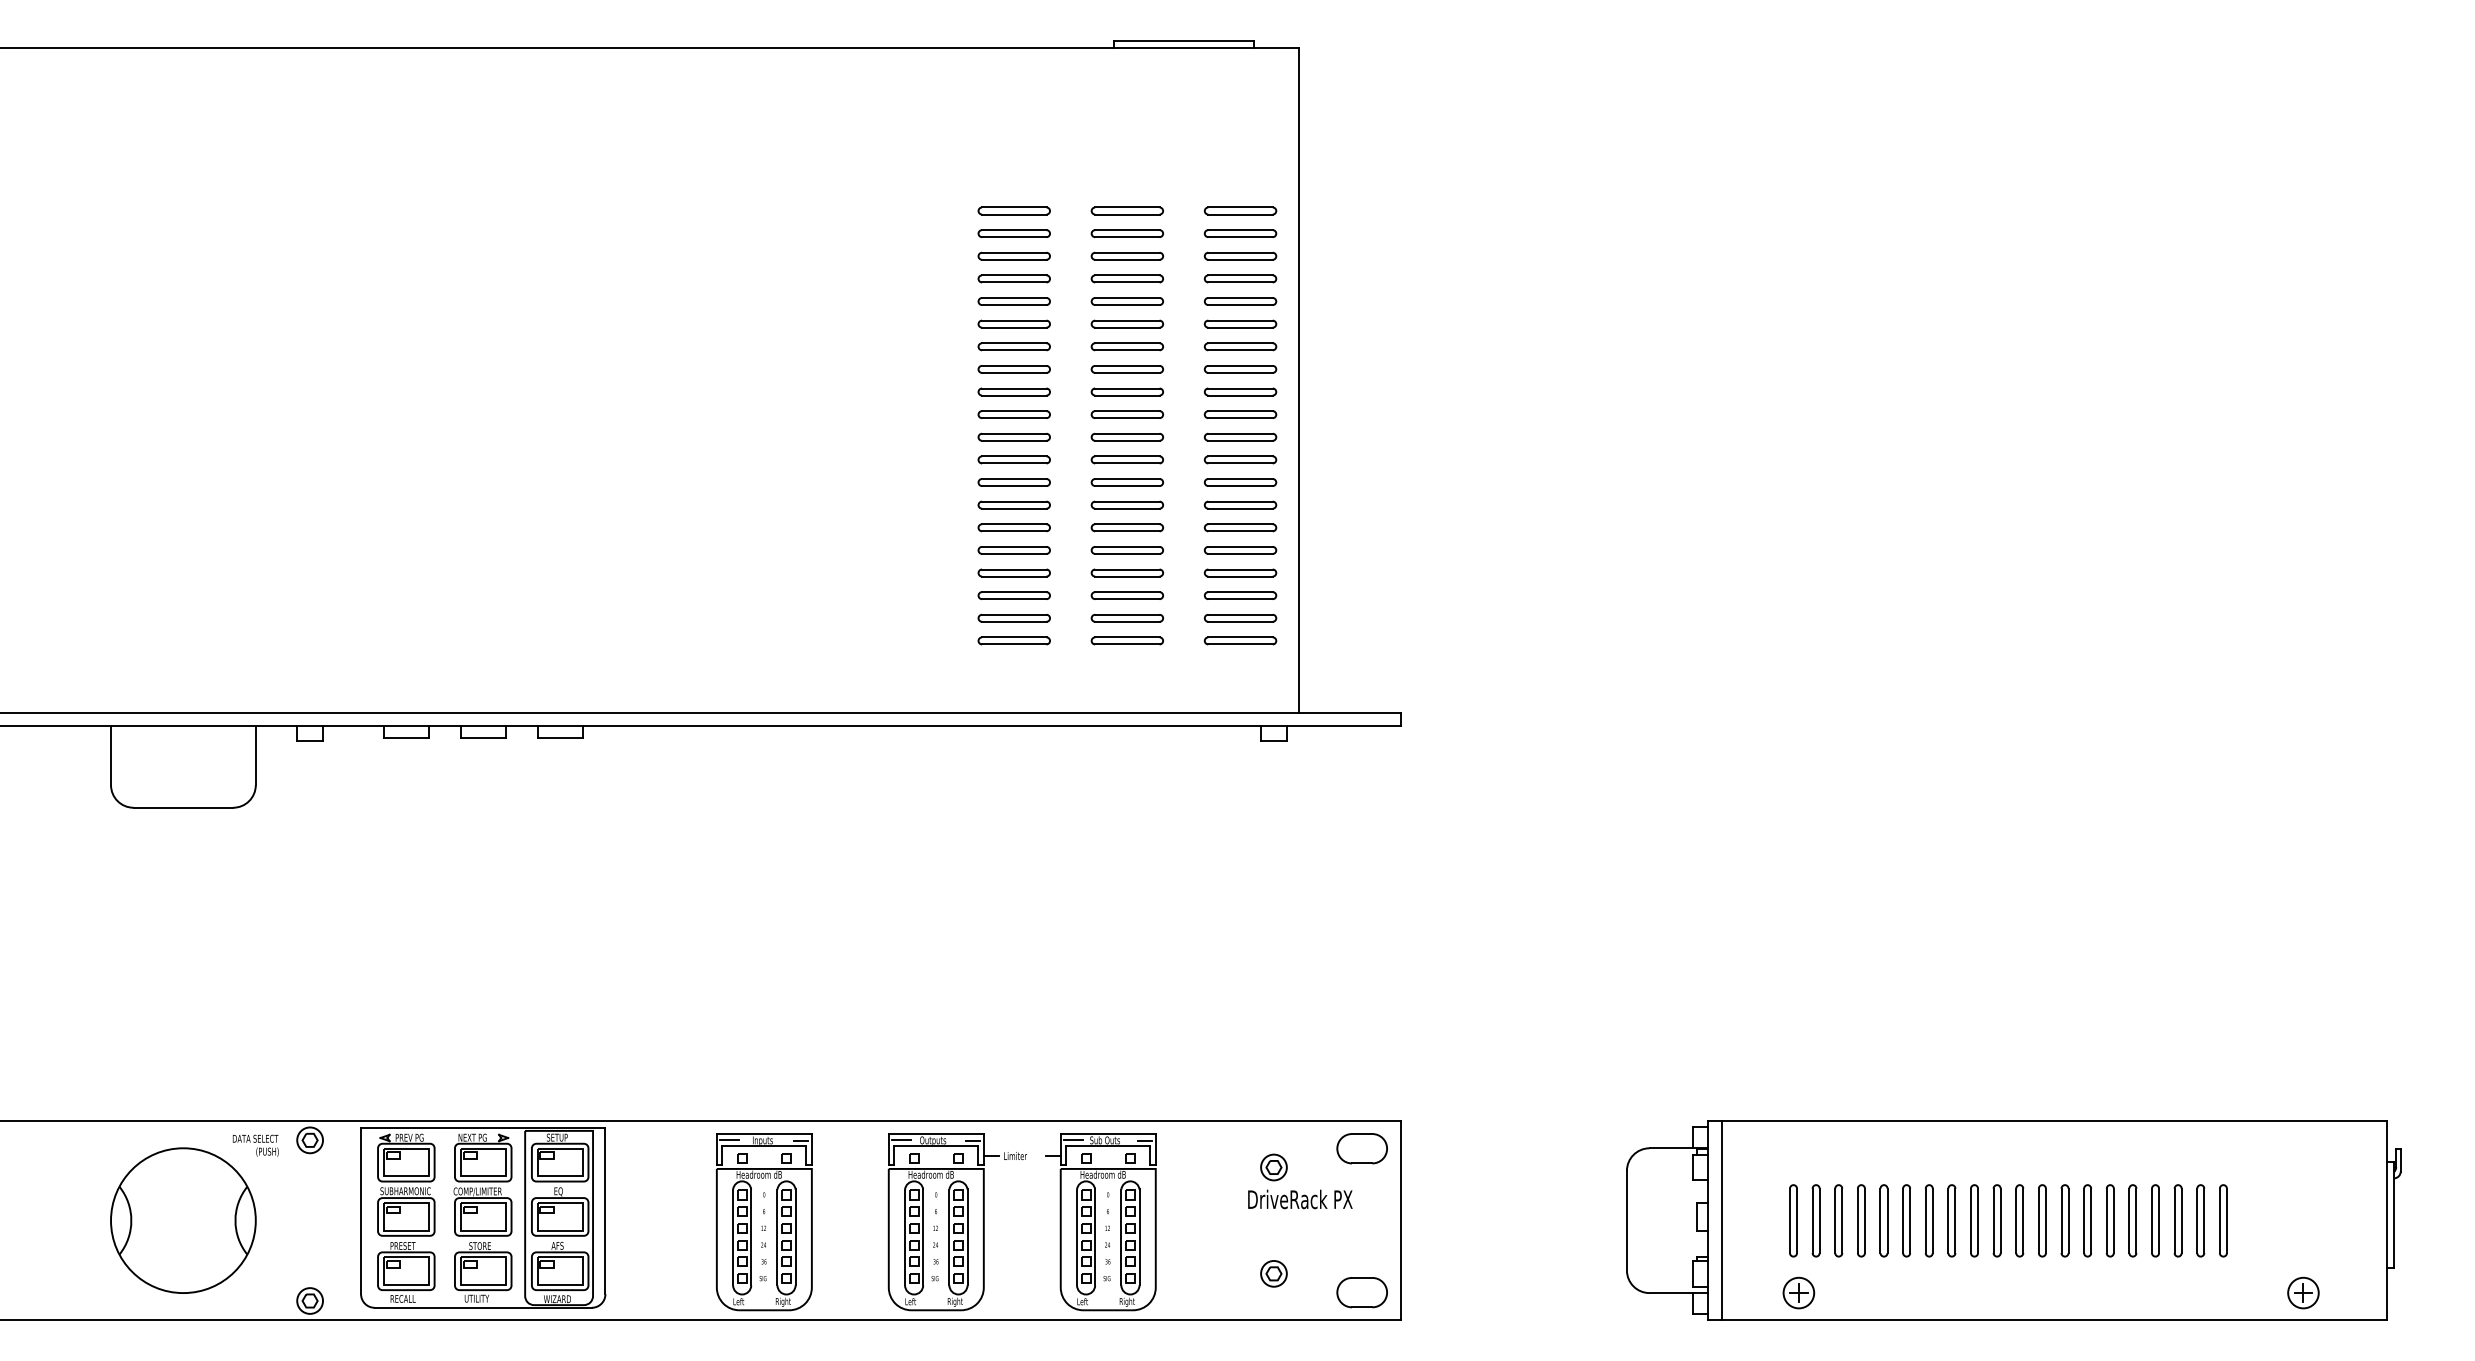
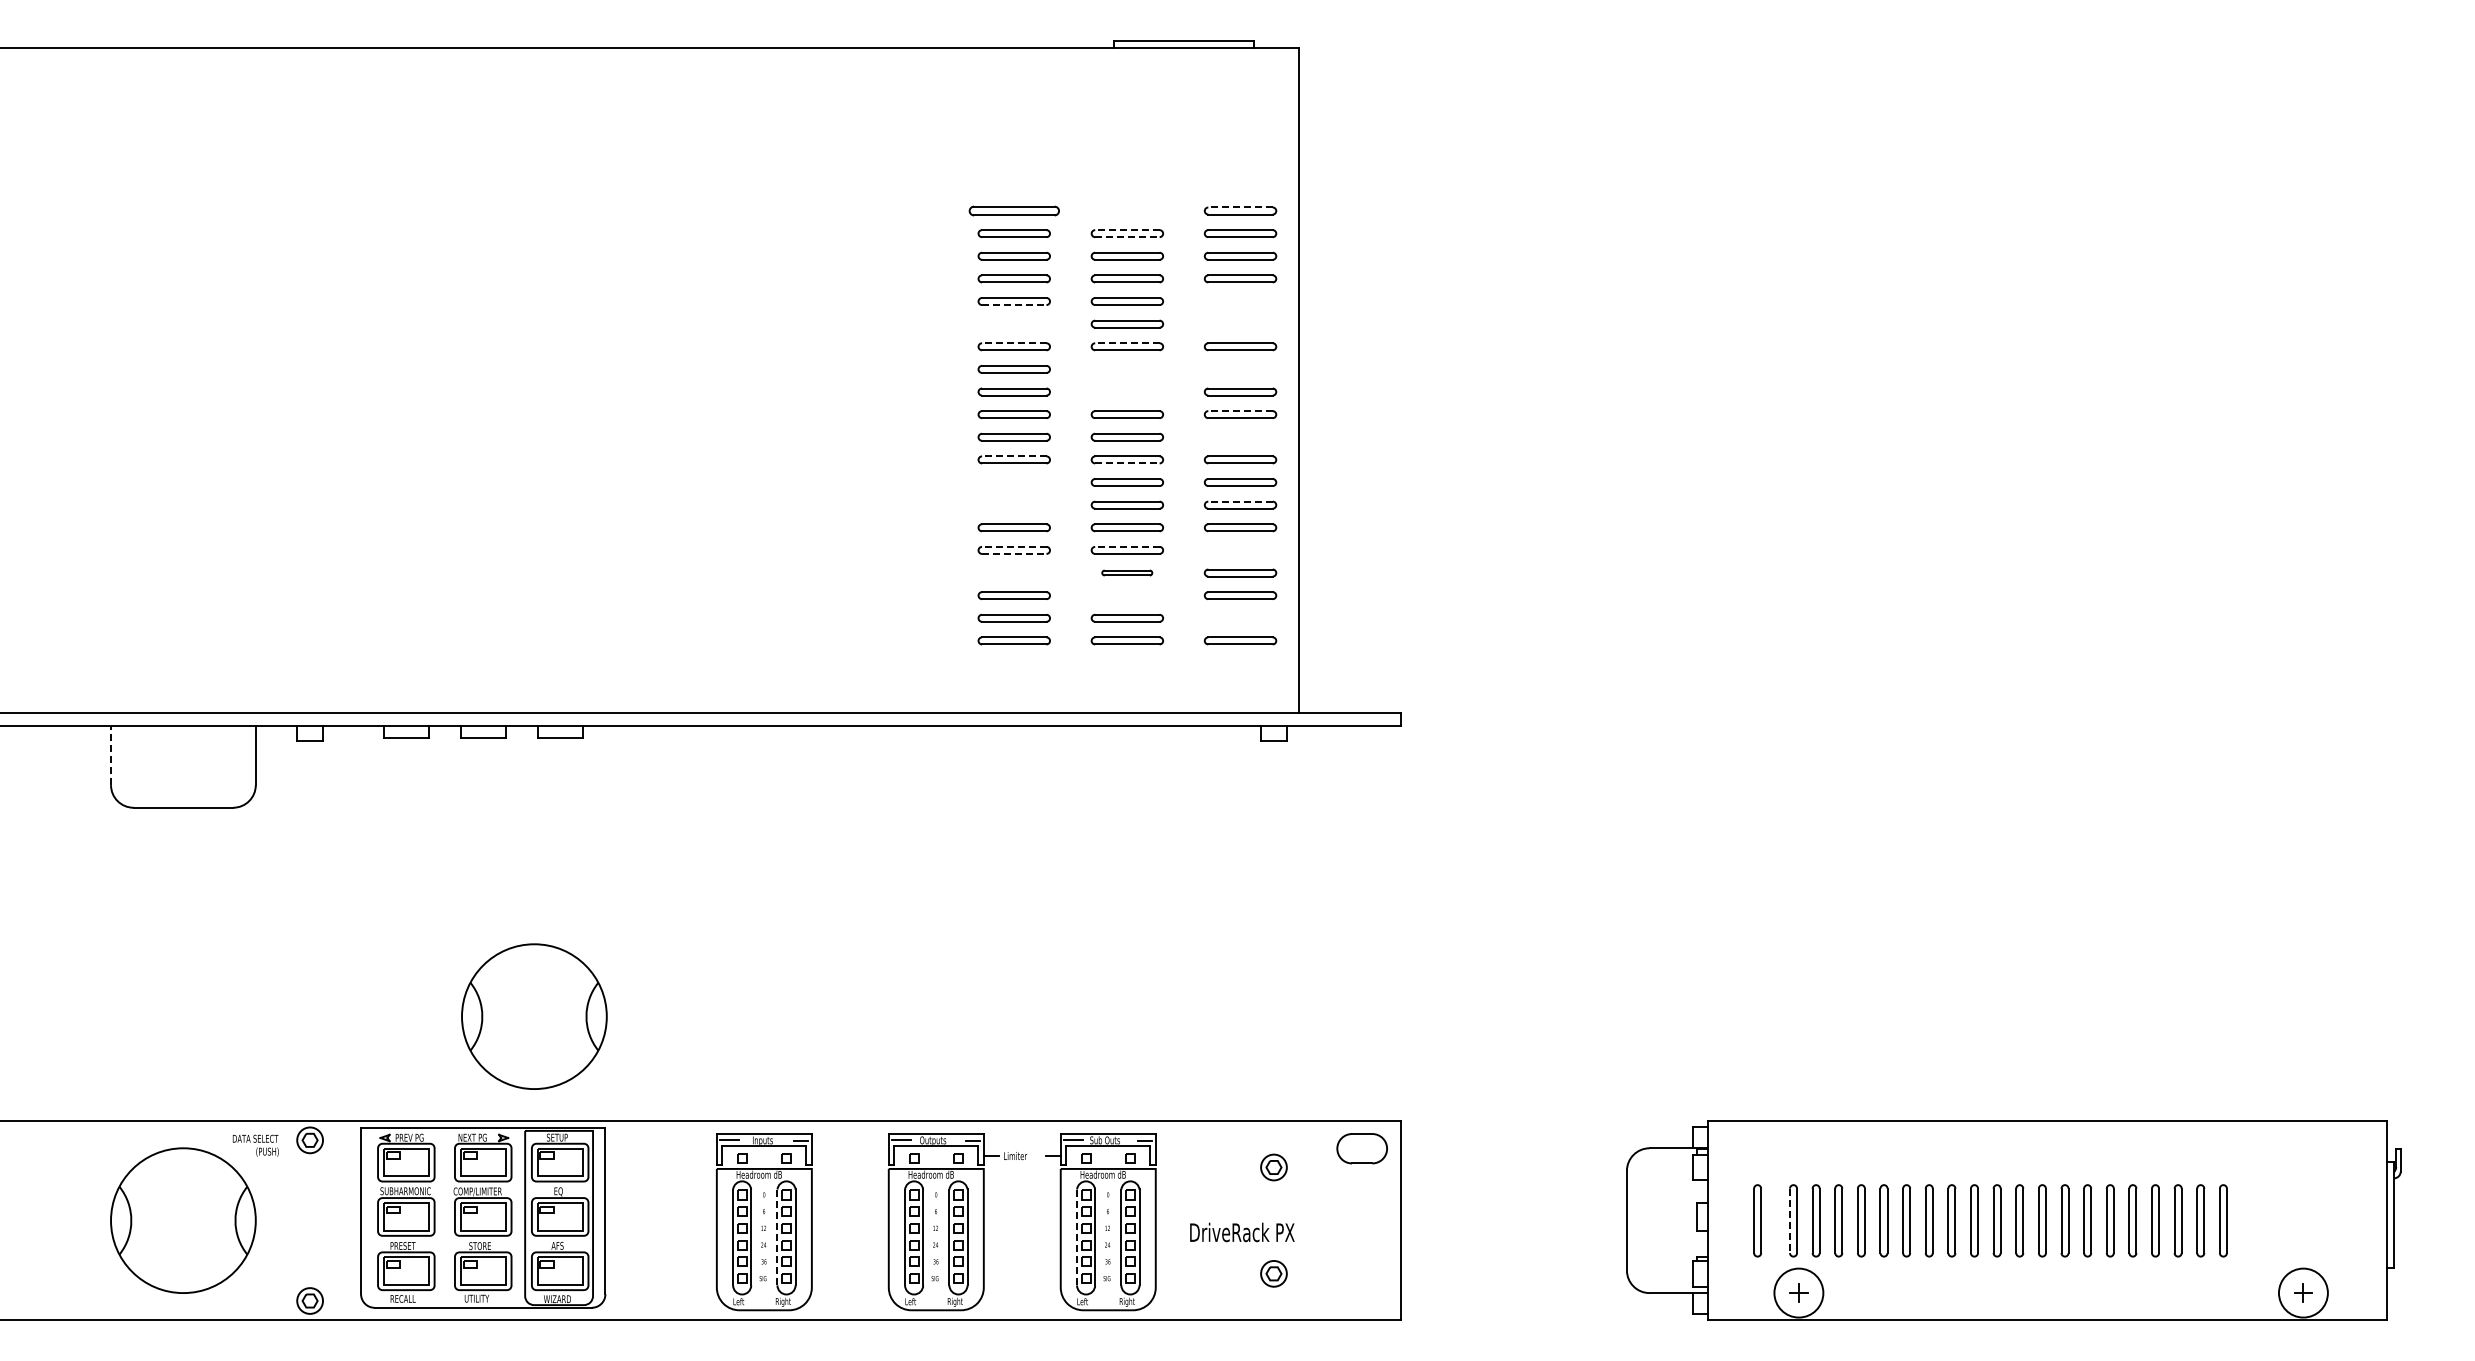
line: solid -> dashed (1240, 207)
part size: 74x10 px -> 92x12 px (1013, 210)
part: present -> none (1126, 210)
line: solid -> dashed (1126, 230)
line: solid -> dashed (1127, 237)
part: present -> none (1240, 301)
line: solid -> dashed (1014, 305)
part: present -> none (1013, 323)
part: present -> none (1240, 323)
line: solid -> dashed (1013, 343)
line: solid -> dashed (1126, 343)
part: present -> none (1126, 369)
part: present -> none (1240, 369)
part: present -> none (1126, 391)
line: solid -> dashed (1240, 411)
part: present -> none (1240, 436)
line: solid -> dashed (1013, 456)
line: solid -> dashed (1127, 463)
part: present -> none (1013, 482)
line: solid -> dashed (1240, 501)
part: present -> none (1013, 504)
line: solid -> dashed (1013, 546)
line: solid -> dashed (1126, 546)
part: present -> none (1240, 550)
line: solid -> dashed (1014, 553)
part: present -> none (1013, 572)
part size: 74x10 px -> 53x8 px (1127, 572)
part: present -> none (1126, 595)
part: present -> none (1240, 617)
line: solid -> dashed (111, 755)
part: none -> present (534, 1016)
text position: (1300, 1199) -> (1242, 1232) (1242, 1232)
line: present -> none (1721, 1220)
part: none -> present (1757, 1220)
line: solid -> dashed (1789, 1221)
line: solid -> dashed (777, 1237)
line: solid -> dashed (1077, 1237)
part: present -> none (1361, 1292)
circle diameter: 31 px -> 49 px (1798, 1292)
circle diameter: 31 px -> 49 px (2302, 1292)
